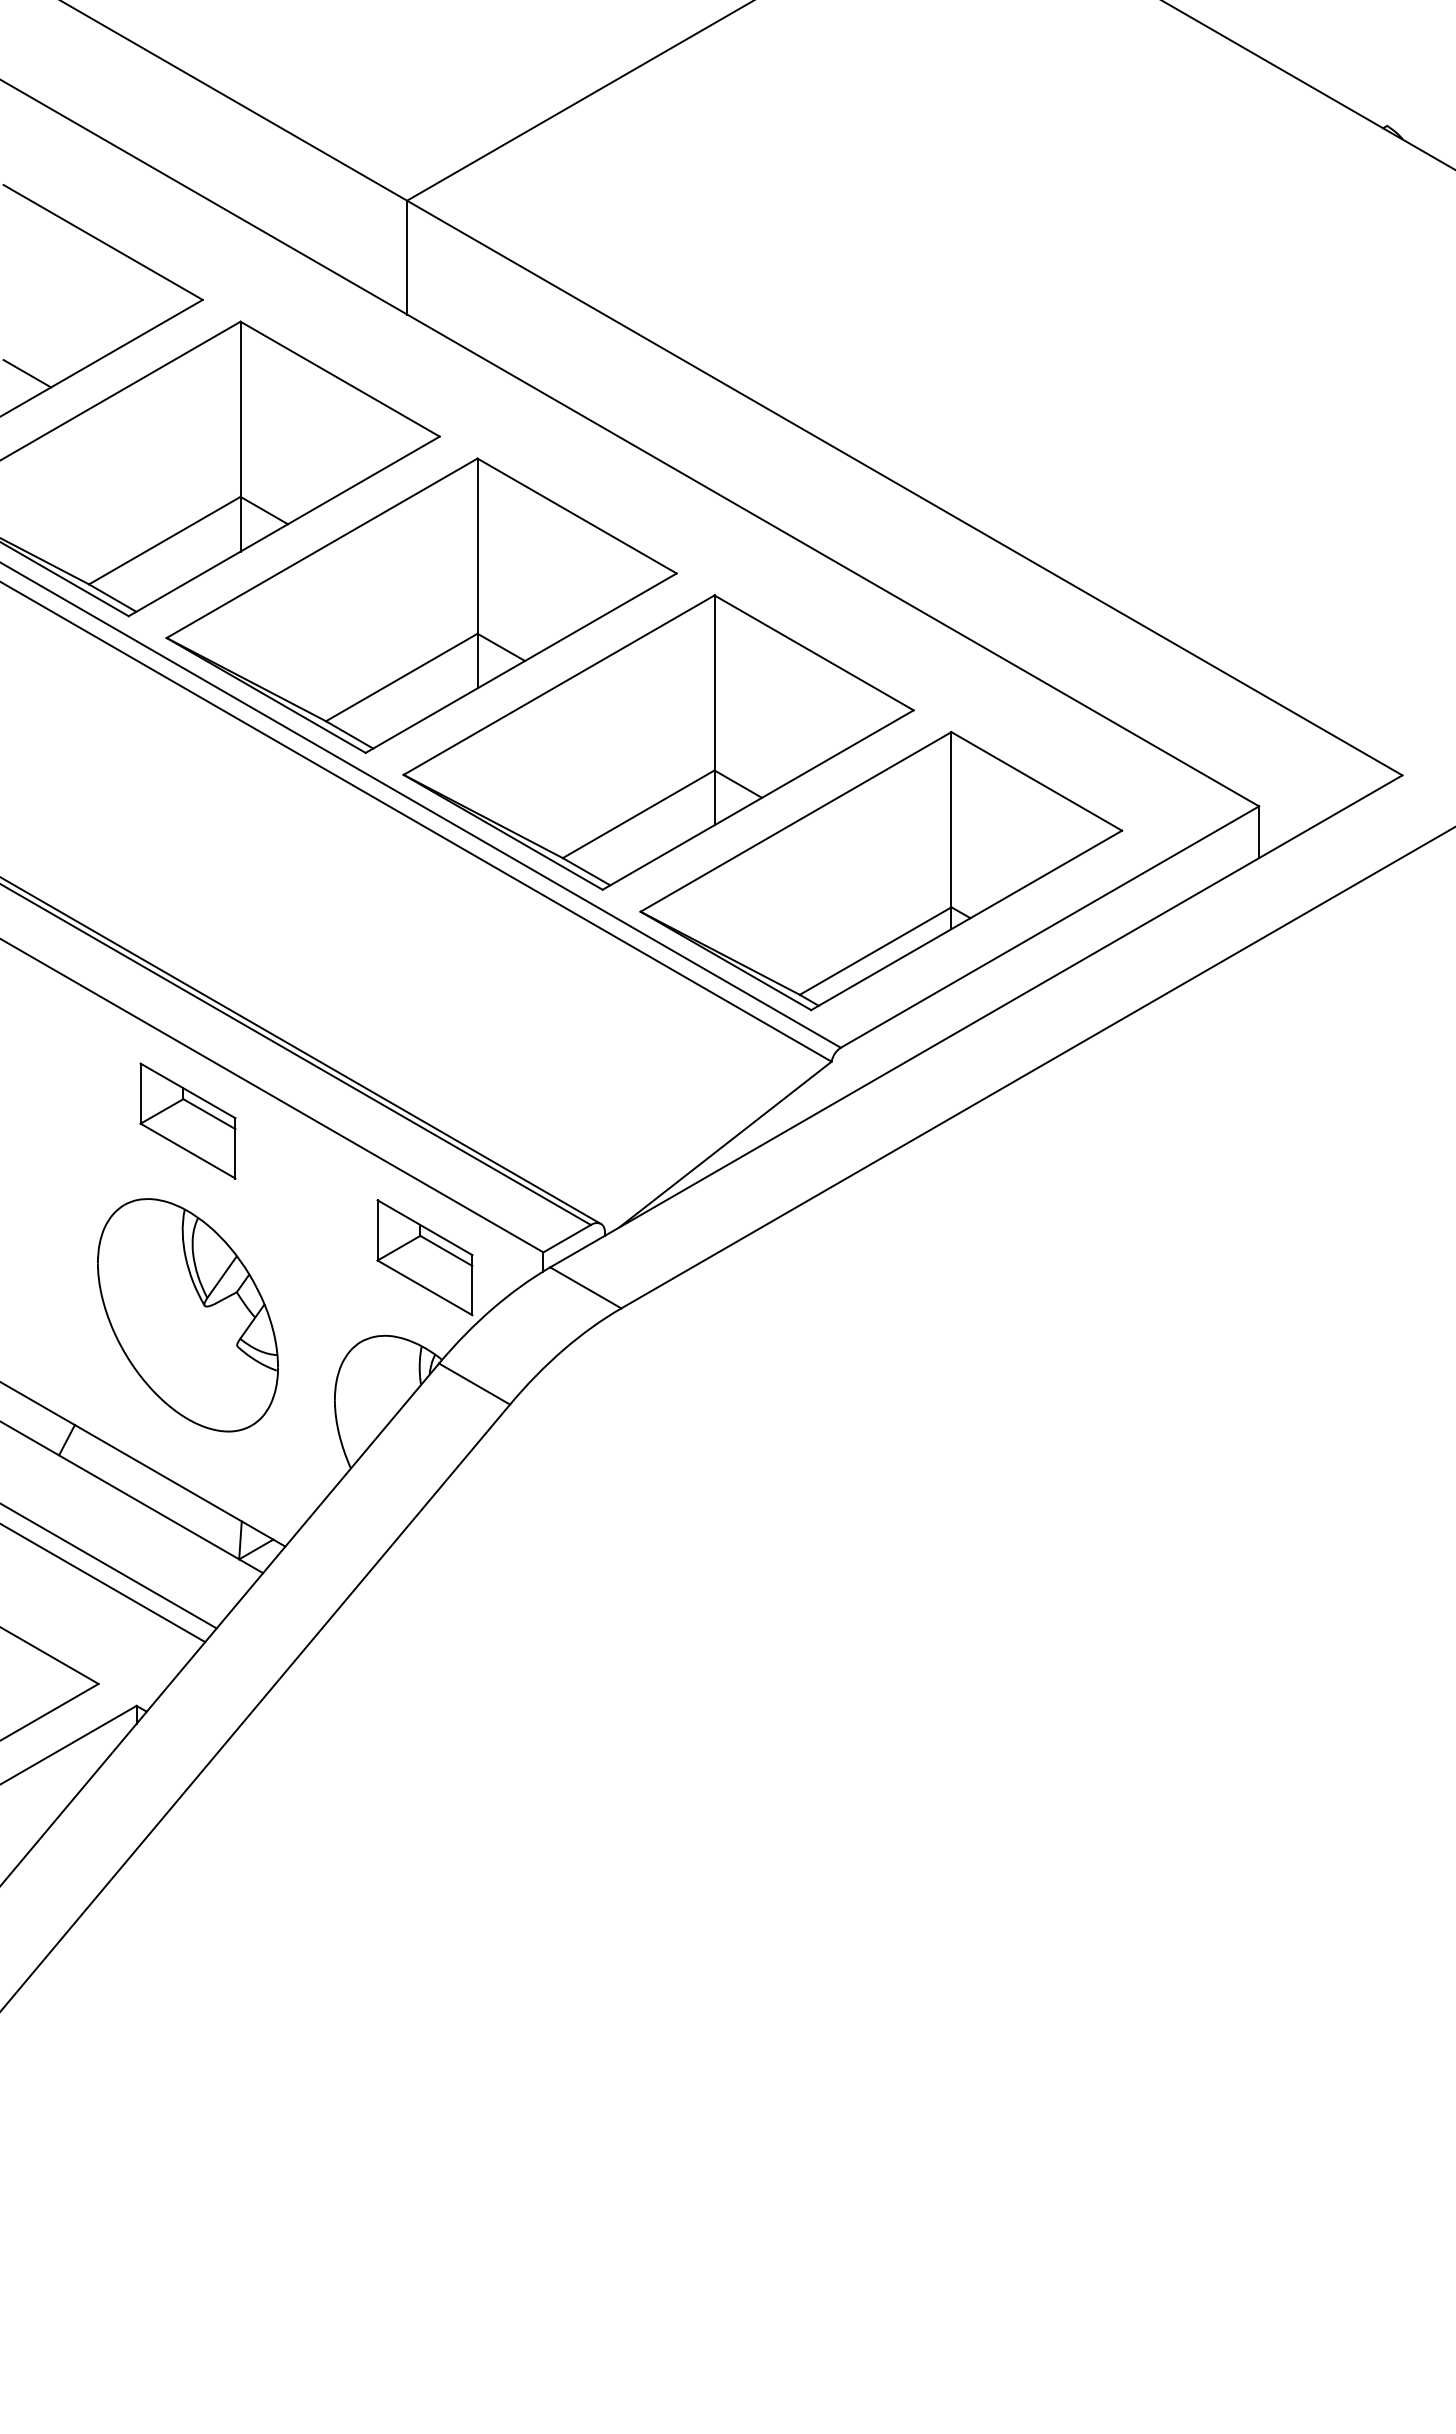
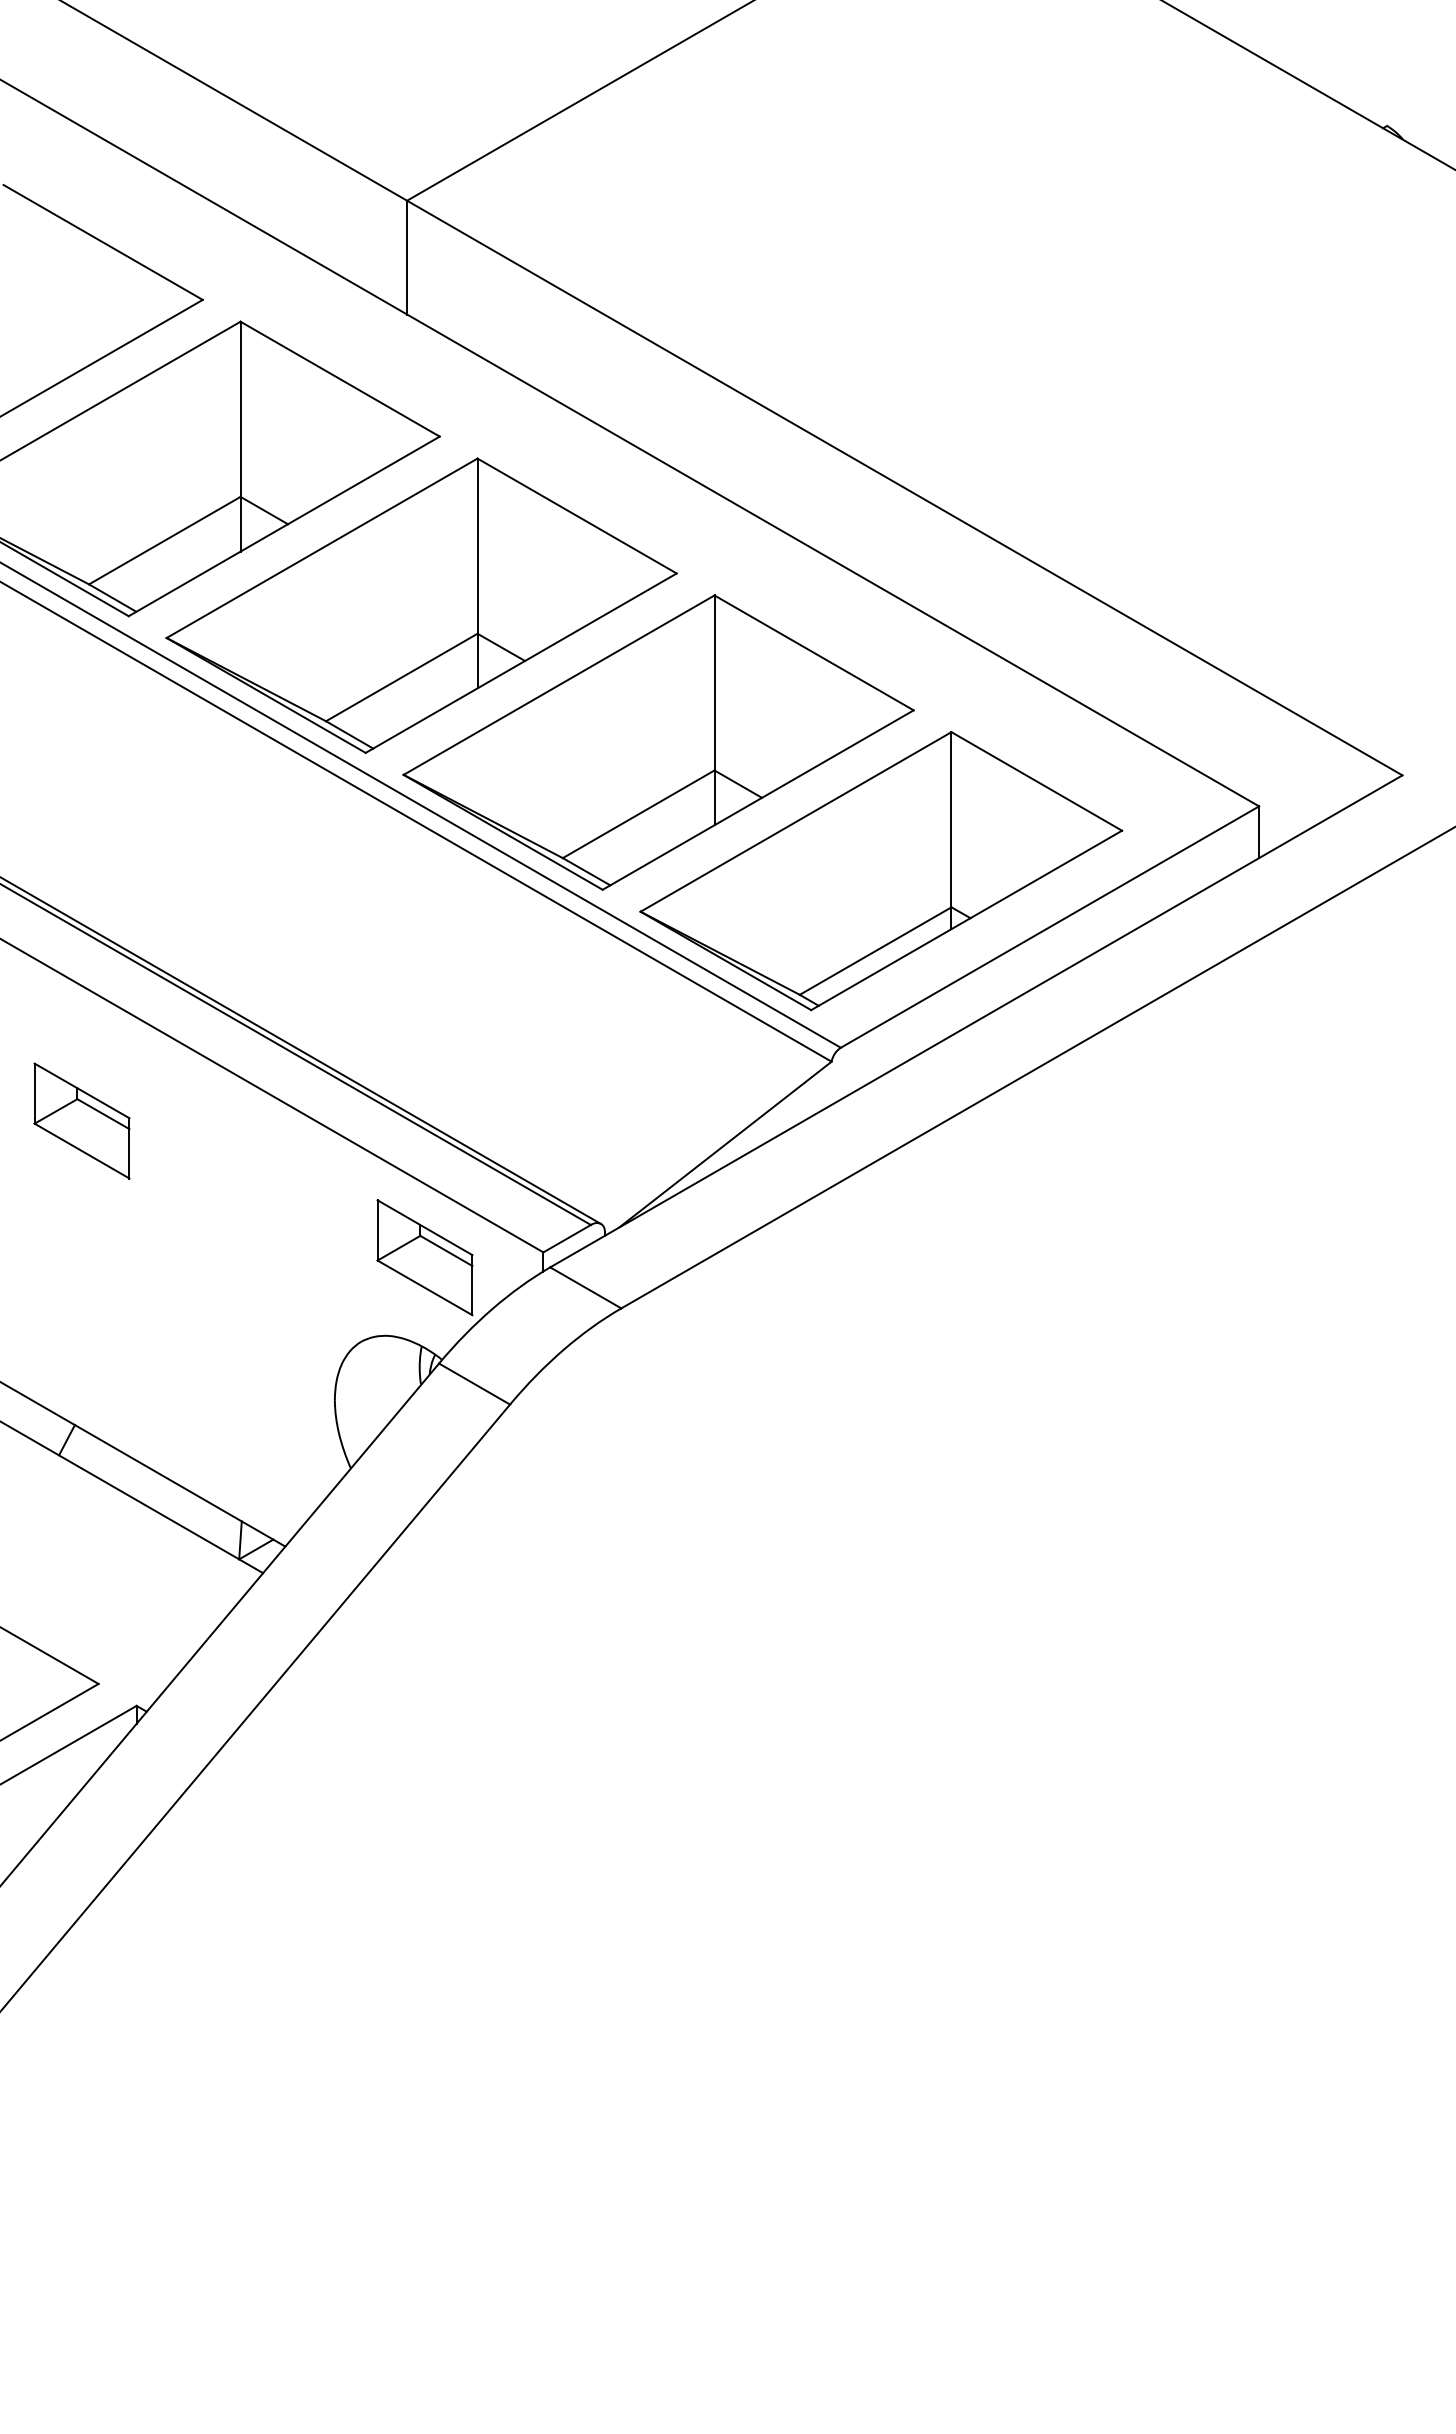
line: present -> none (27, 373)
part position: (187, 1120) -> (81, 1120) (81, 1120)
part: present -> none (187, 1315)
line: present -> none (109, 1566)
line: present -> none (103, 1583)
